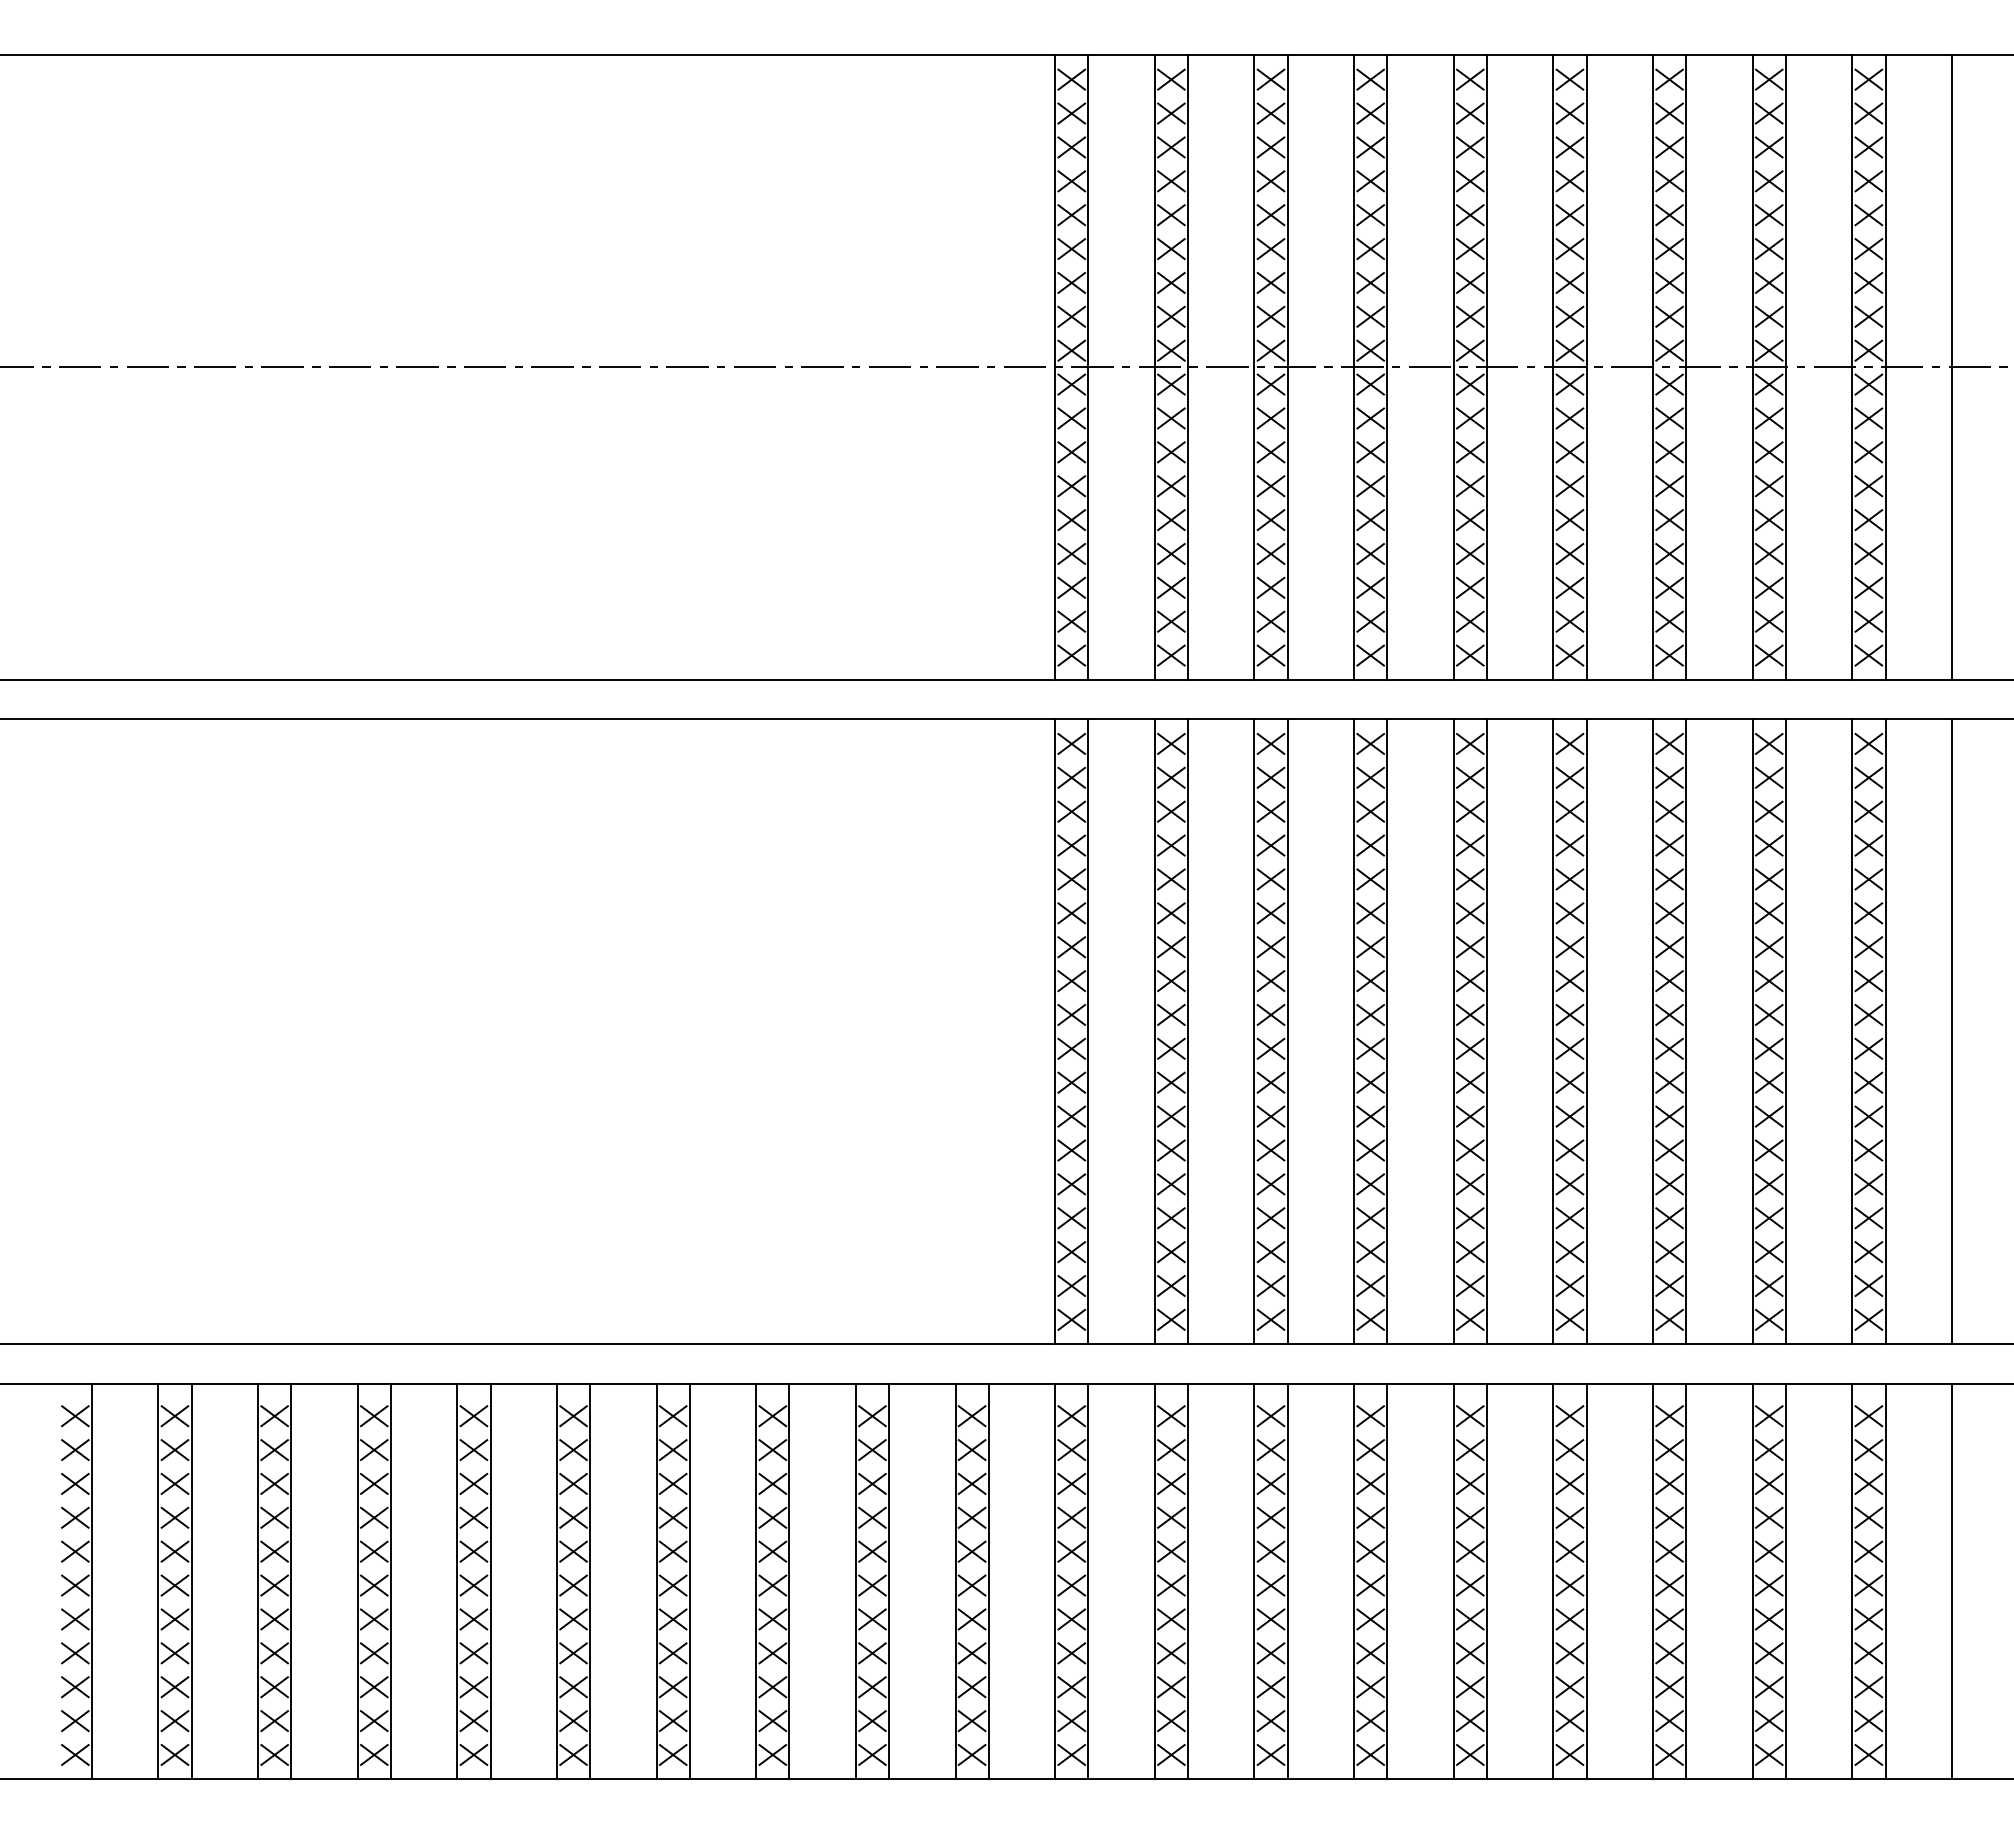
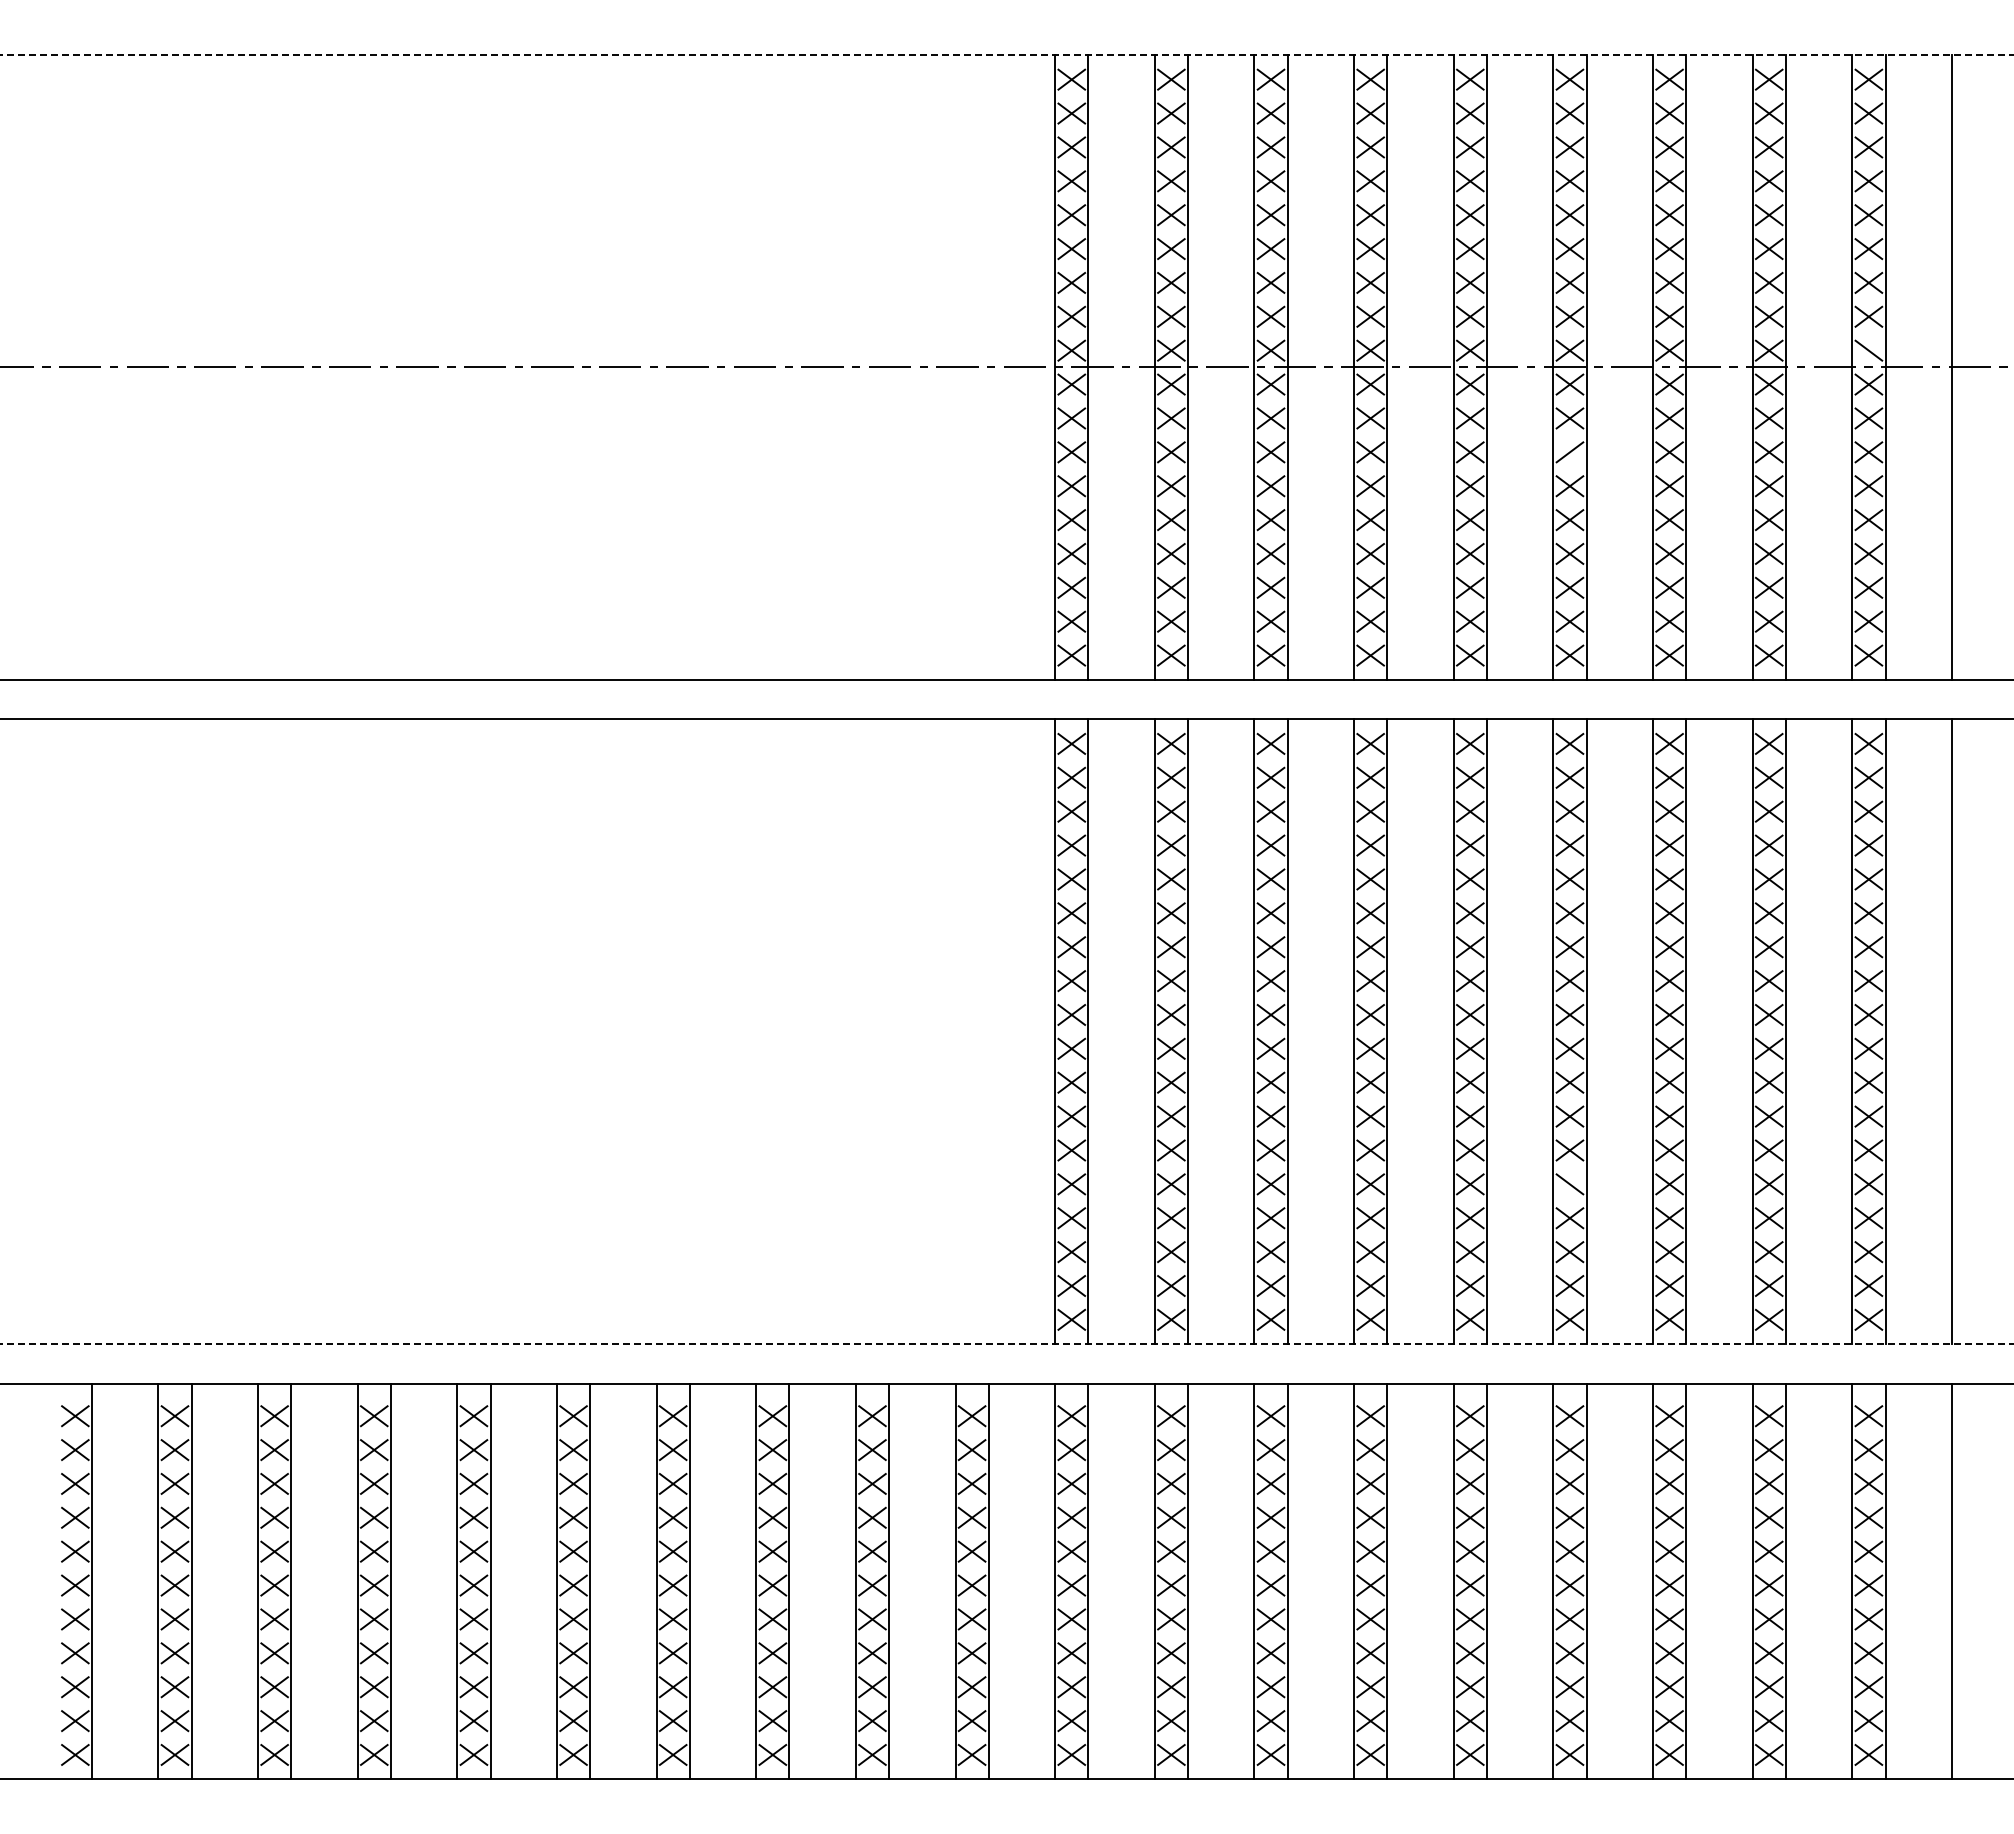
line: solid -> dashed (1007, 55)
line: present -> none (1868, 350)
line: present -> none (1569, 452)
line: present -> none (1569, 1184)
line: solid -> dashed (1007, 1343)
